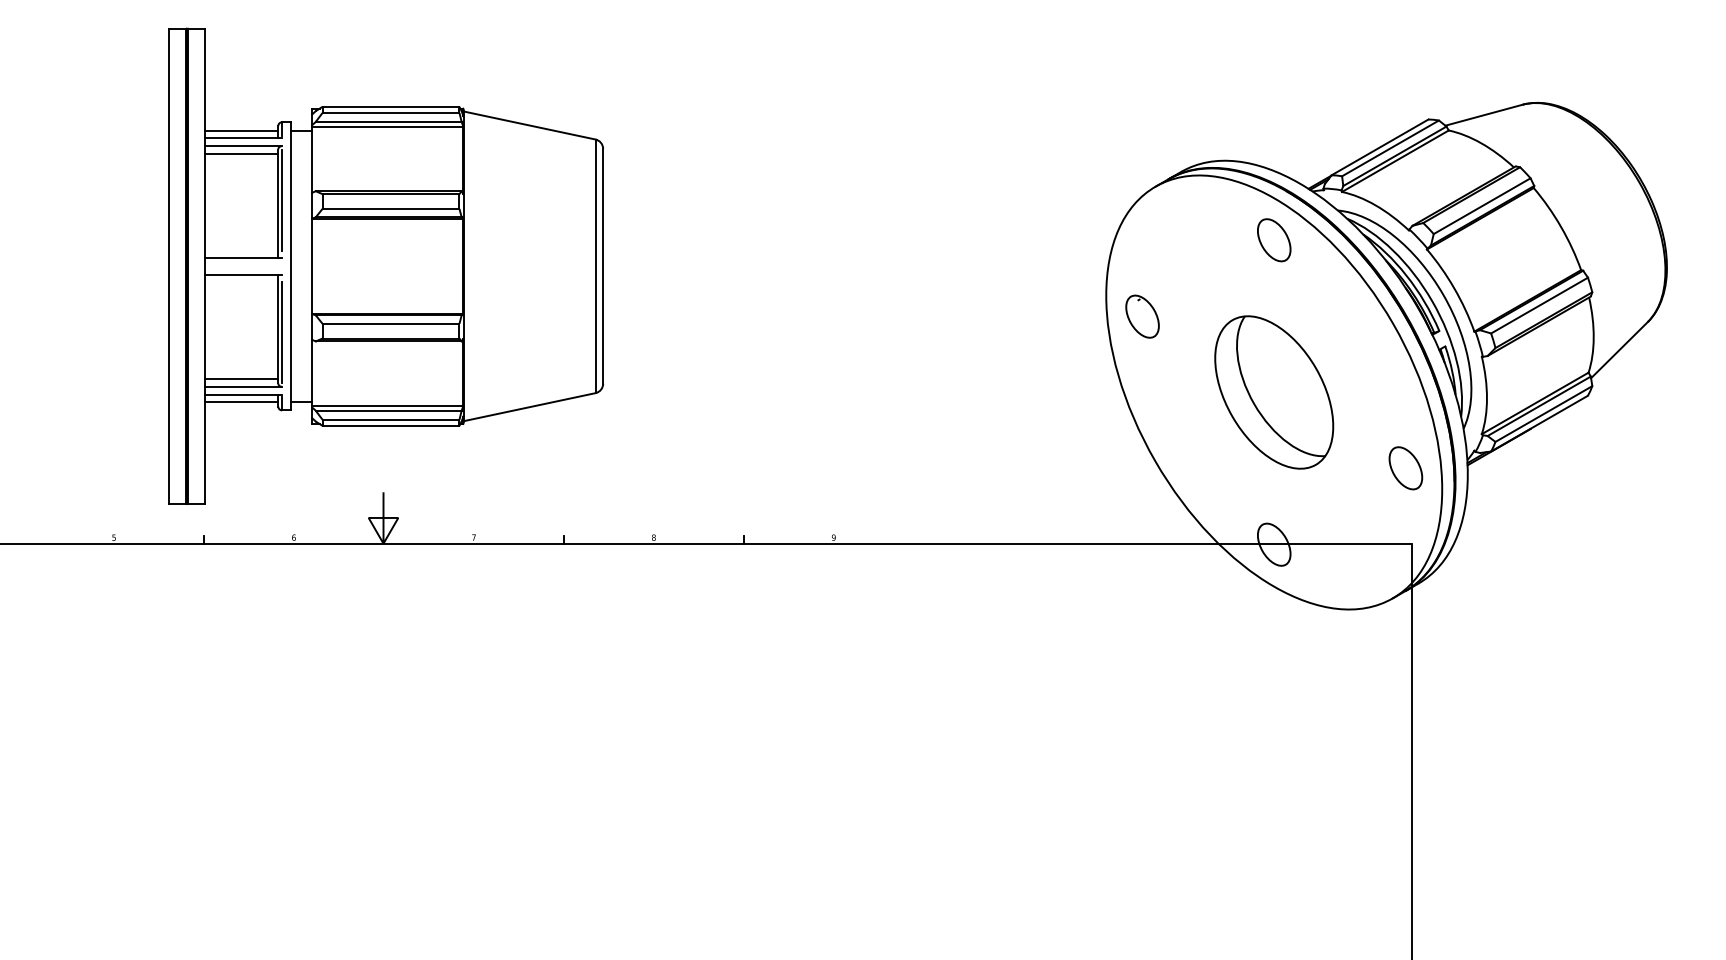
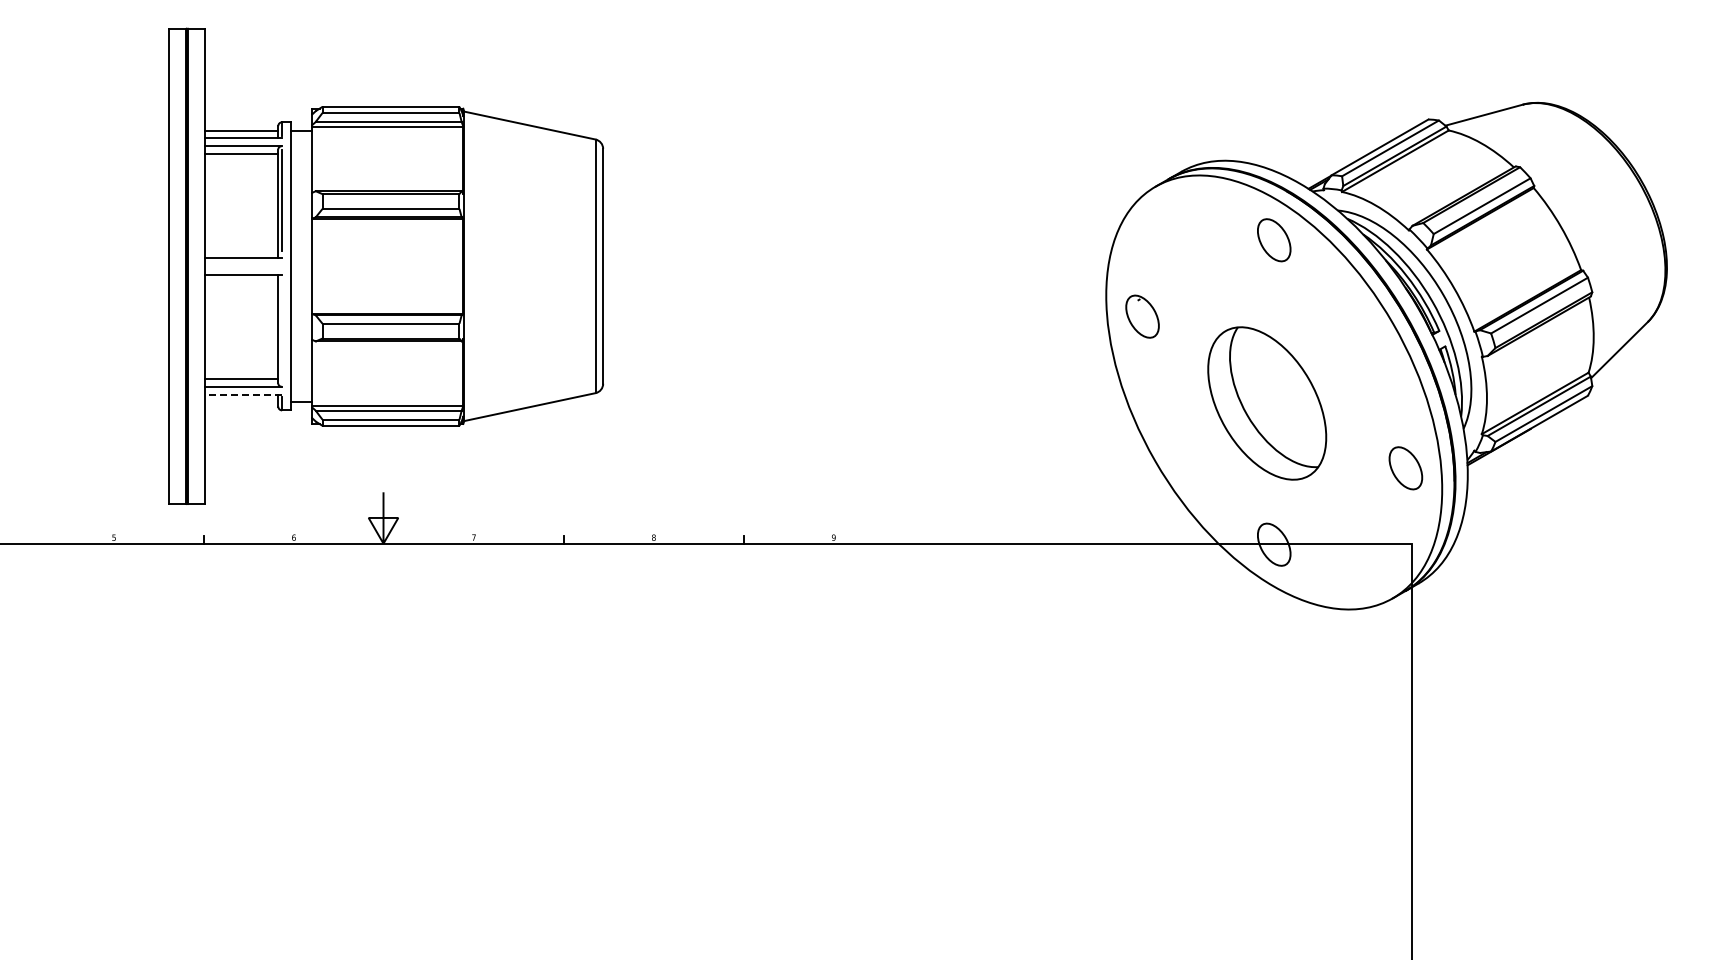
line: present -> none (282, 332)
part position: (1274, 392) -> (1267, 403) (1267, 403)
line: solid -> dashed (243, 395)
line: present -> none (241, 401)
